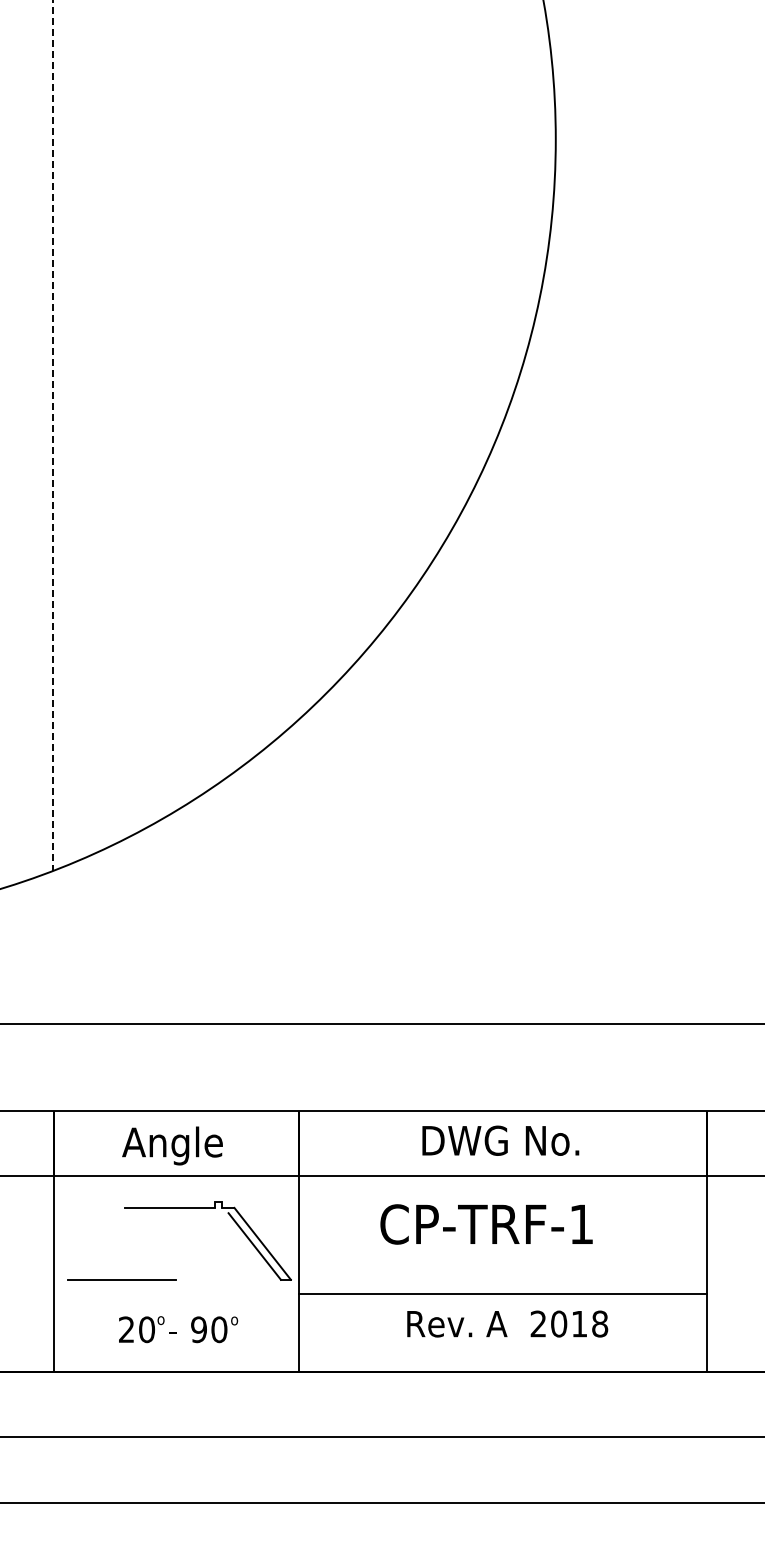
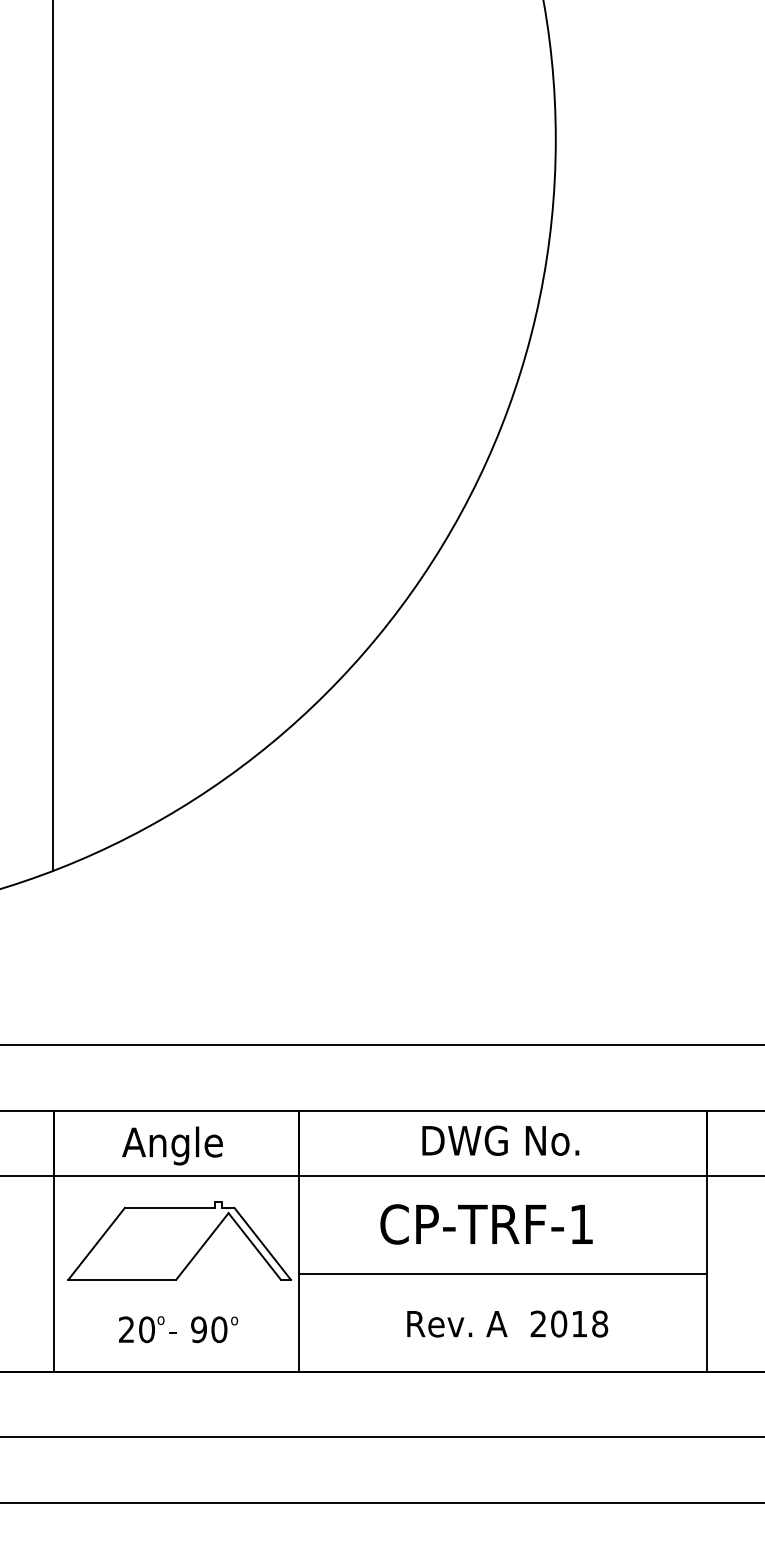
line: dashed -> solid (53, 436)
line position: (381, 1024) -> (381, 1045) (381, 1045)
line: none -> present (96, 1243)
line: none -> present (202, 1246)
line position: (503, 1293) -> (503, 1273) (503, 1273)
